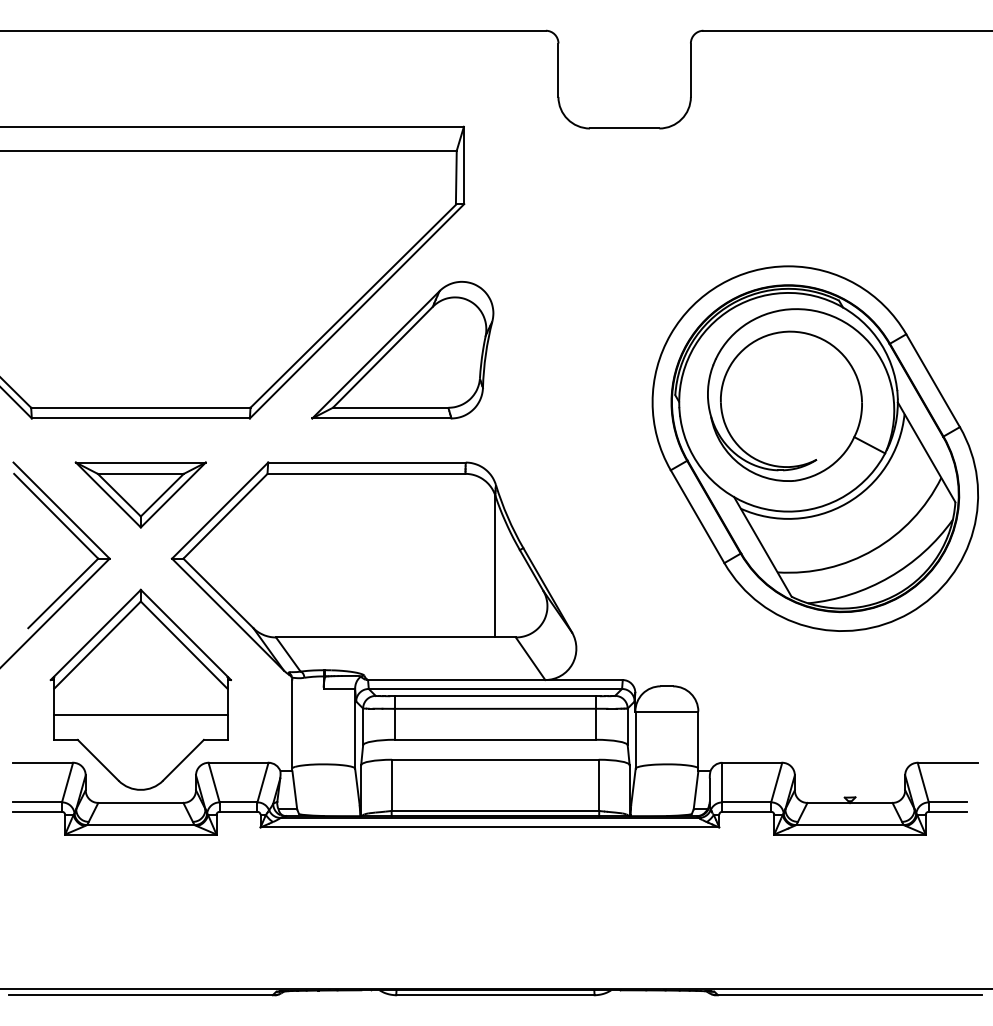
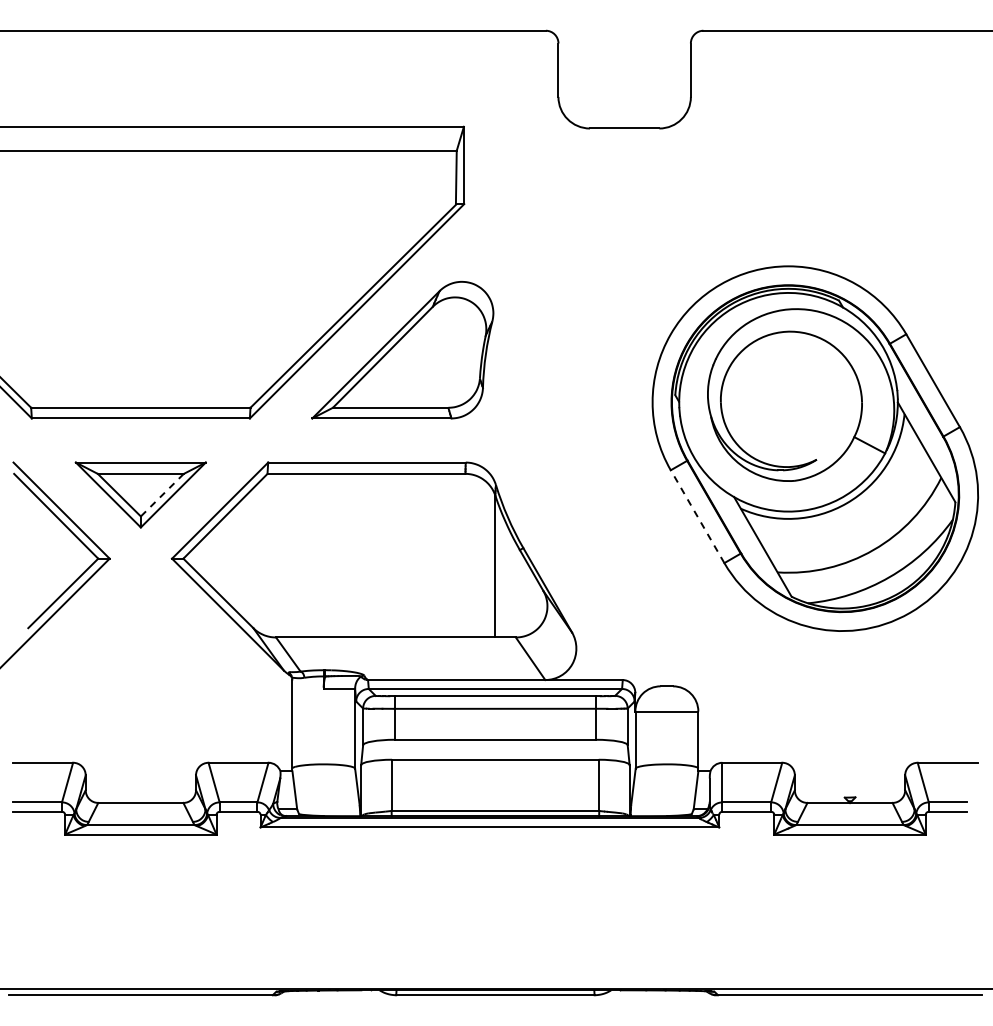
line: solid -> dashed (161, 495)
line: solid -> dashed (697, 516)
part: present -> none (140, 689)
